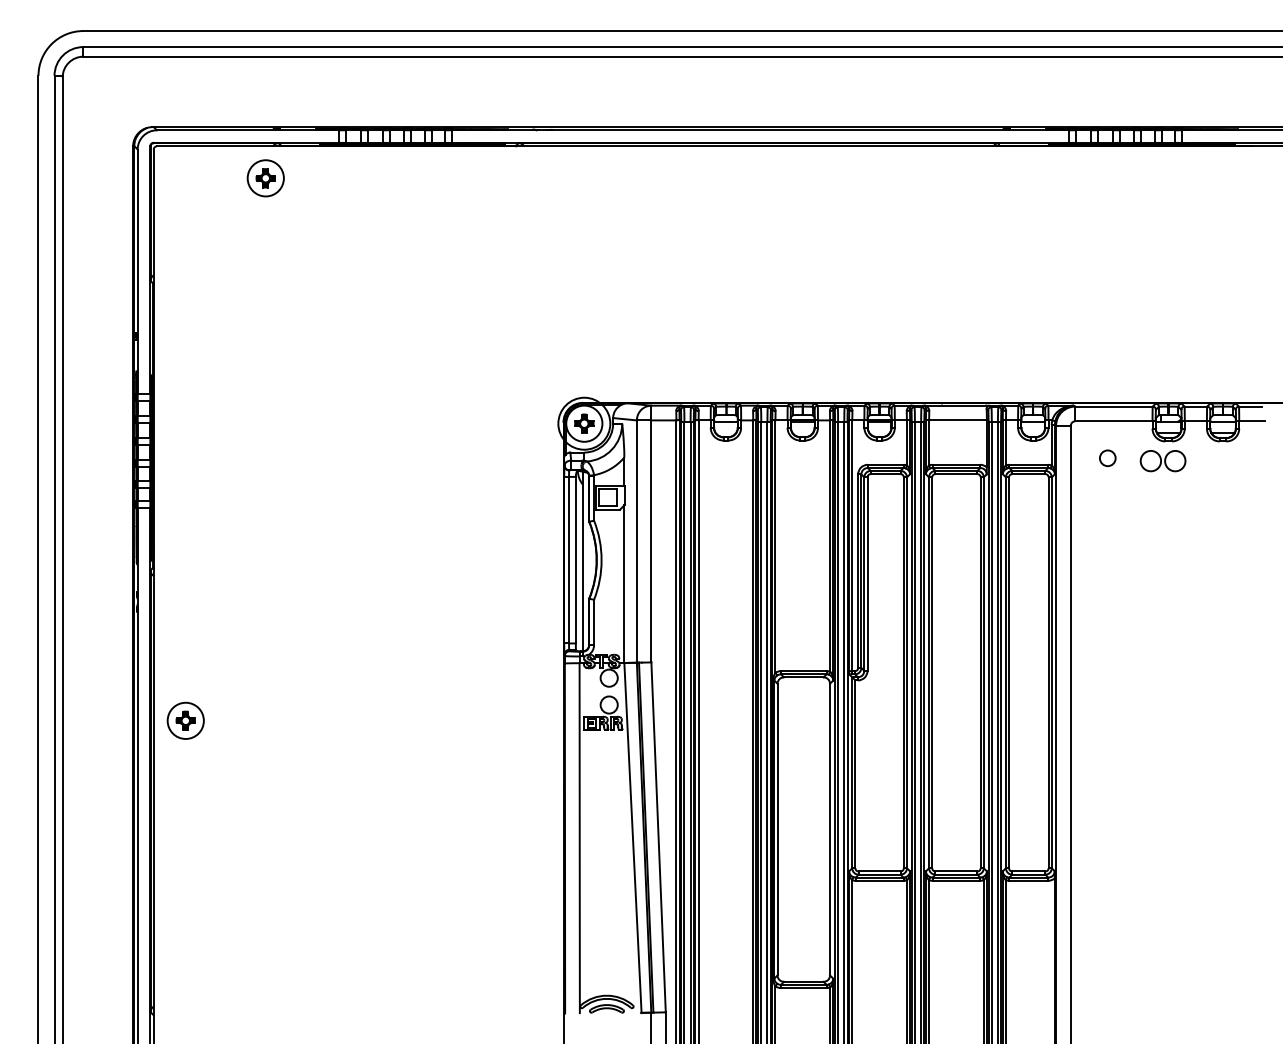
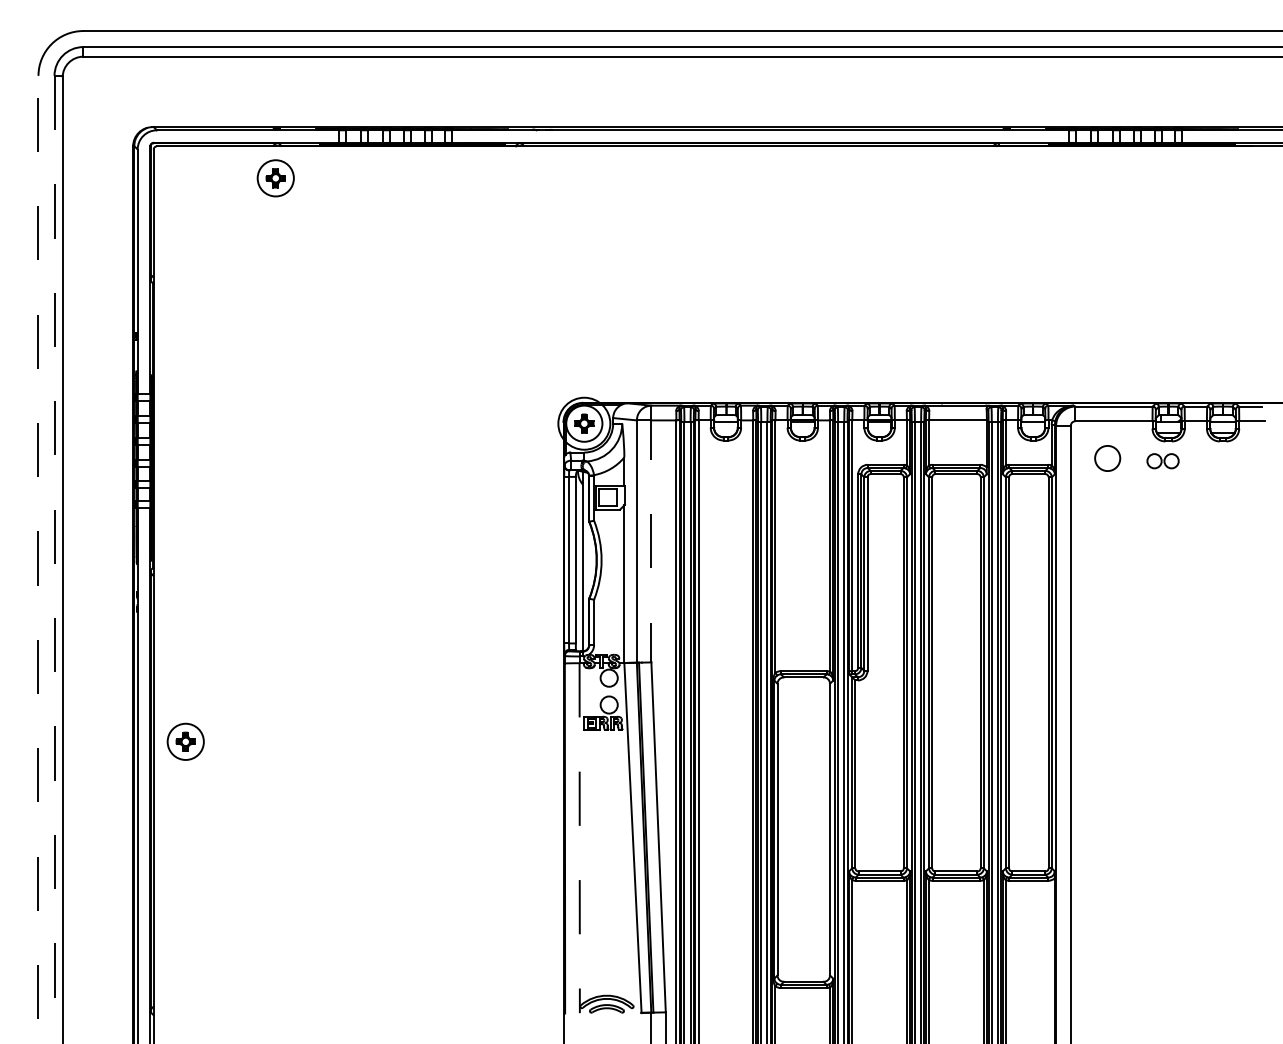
part position: (265, 178) -> (275, 178) (275, 178)
circle size: 18x18 px -> 28x27 px (1107, 458)
part size: 48x23 px -> 34x17 px (1162, 461)
line: solid -> dashed (651, 534)
line: solid -> dashed (38, 559)
line: solid -> dashed (54, 559)
part position: (185, 720) -> (185, 741) (185, 741)
line: solid -> dashed (579, 838)
